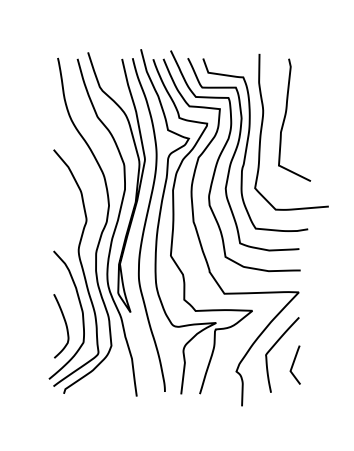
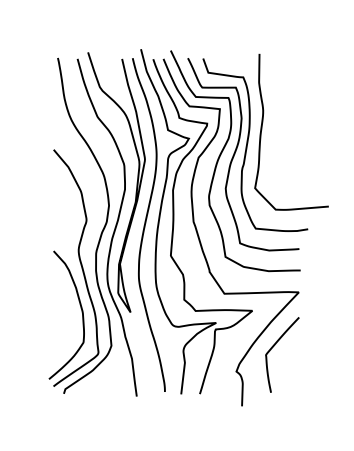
curve: present -> none (286, 115)
curve: present -> none (65, 326)
curve: present -> none (294, 363)
